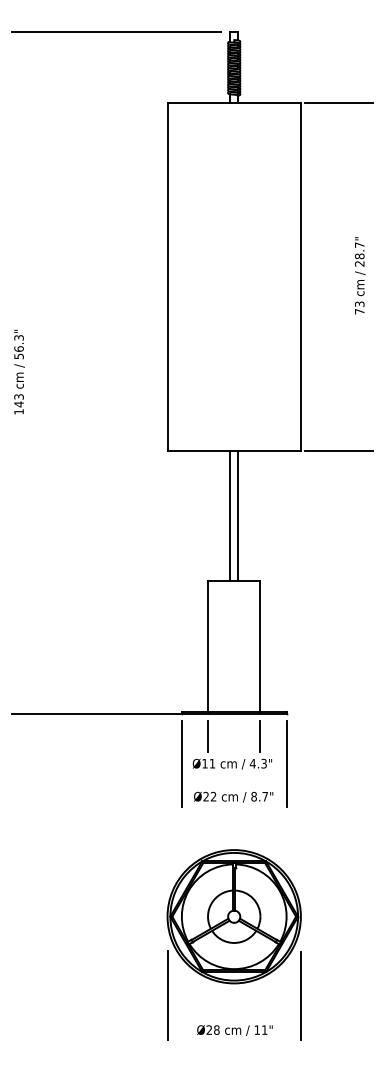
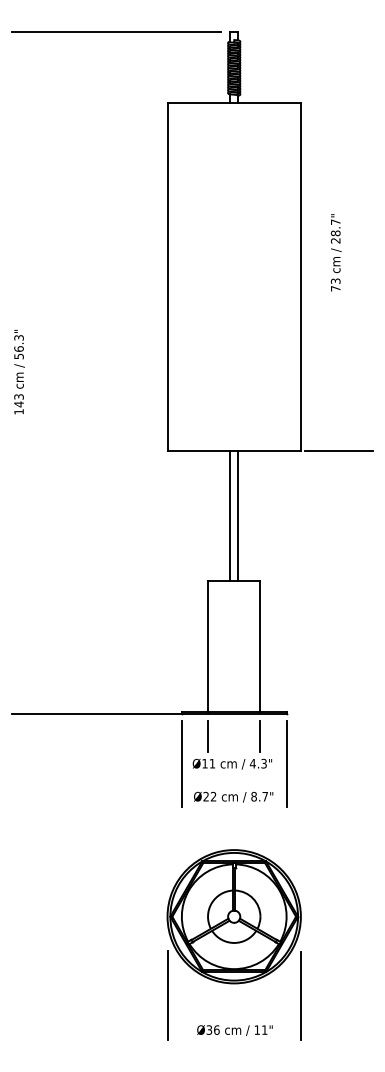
line: present -> none (338, 102)
text position: (359, 275) -> (335, 252) (335, 252)
text: Ø28 -> Ø36 (212, 1029)
